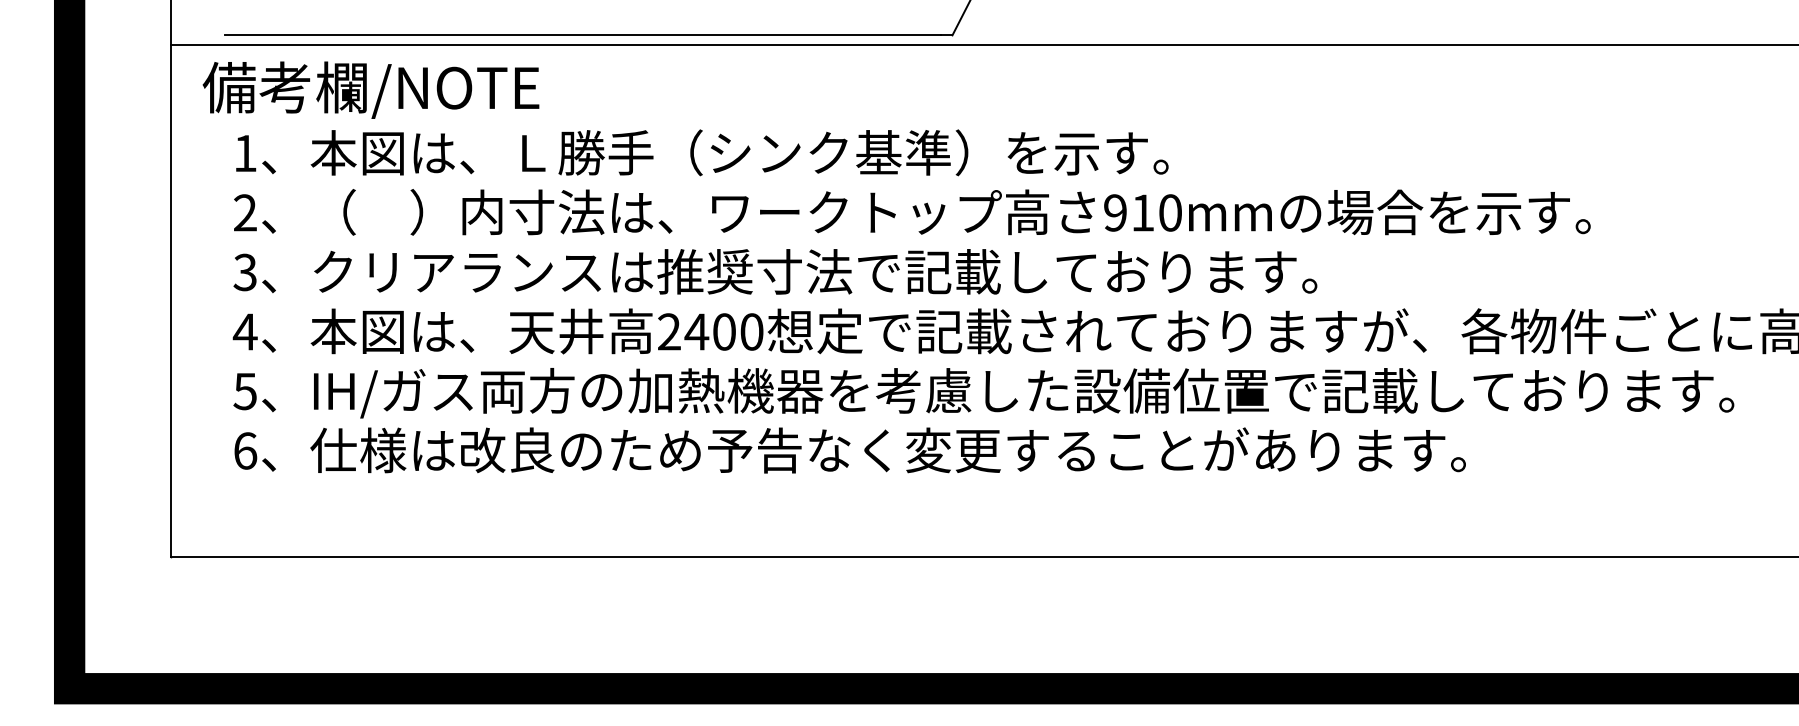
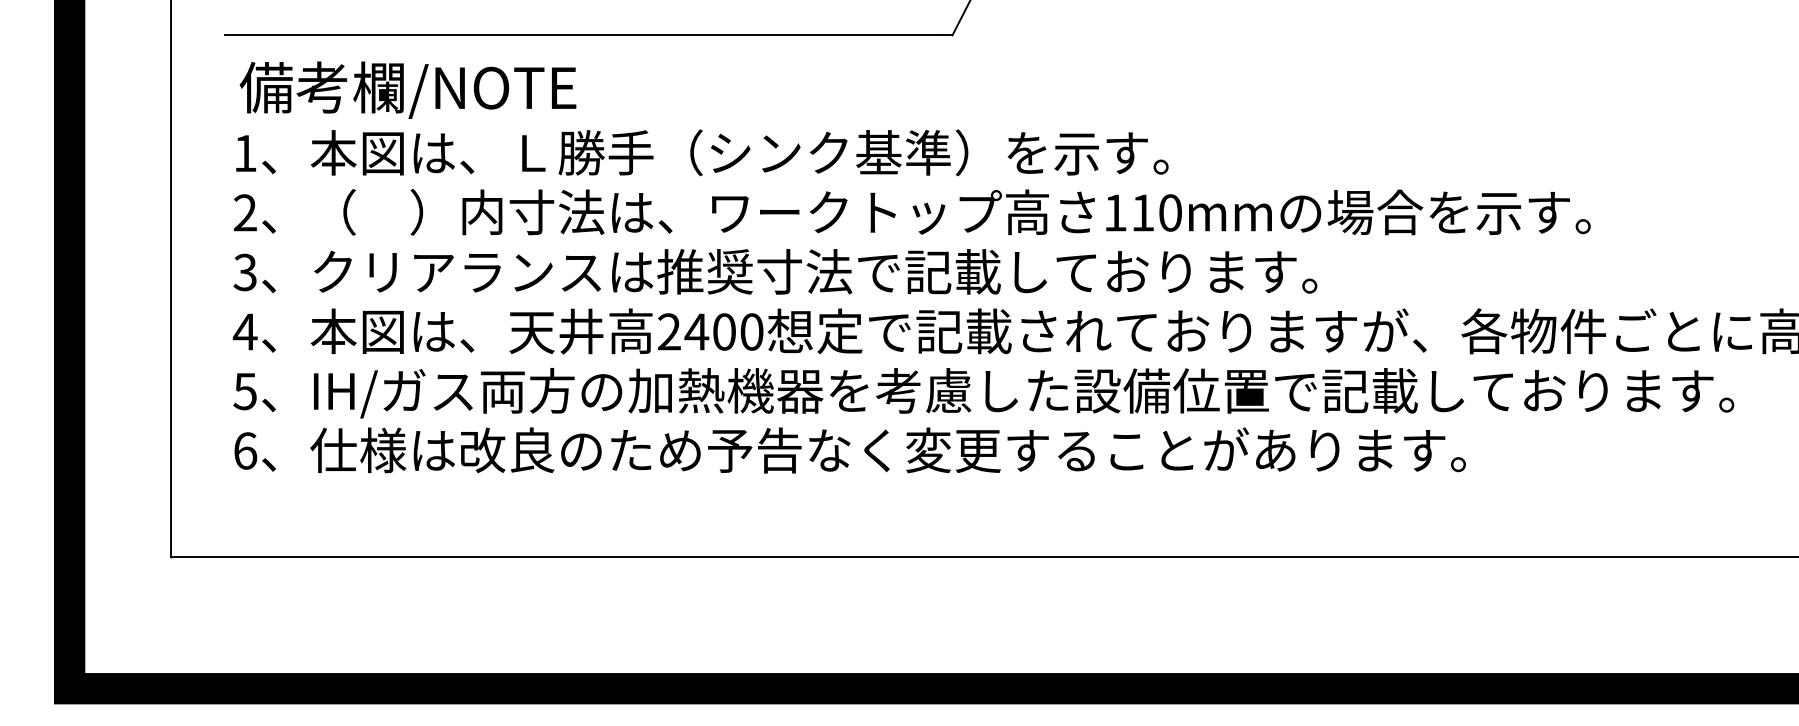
line: present -> none (983, 45)
text position: (370, 89) -> (407, 89) (407, 89)
text: 910mm -> 110mm (1115, 212)
